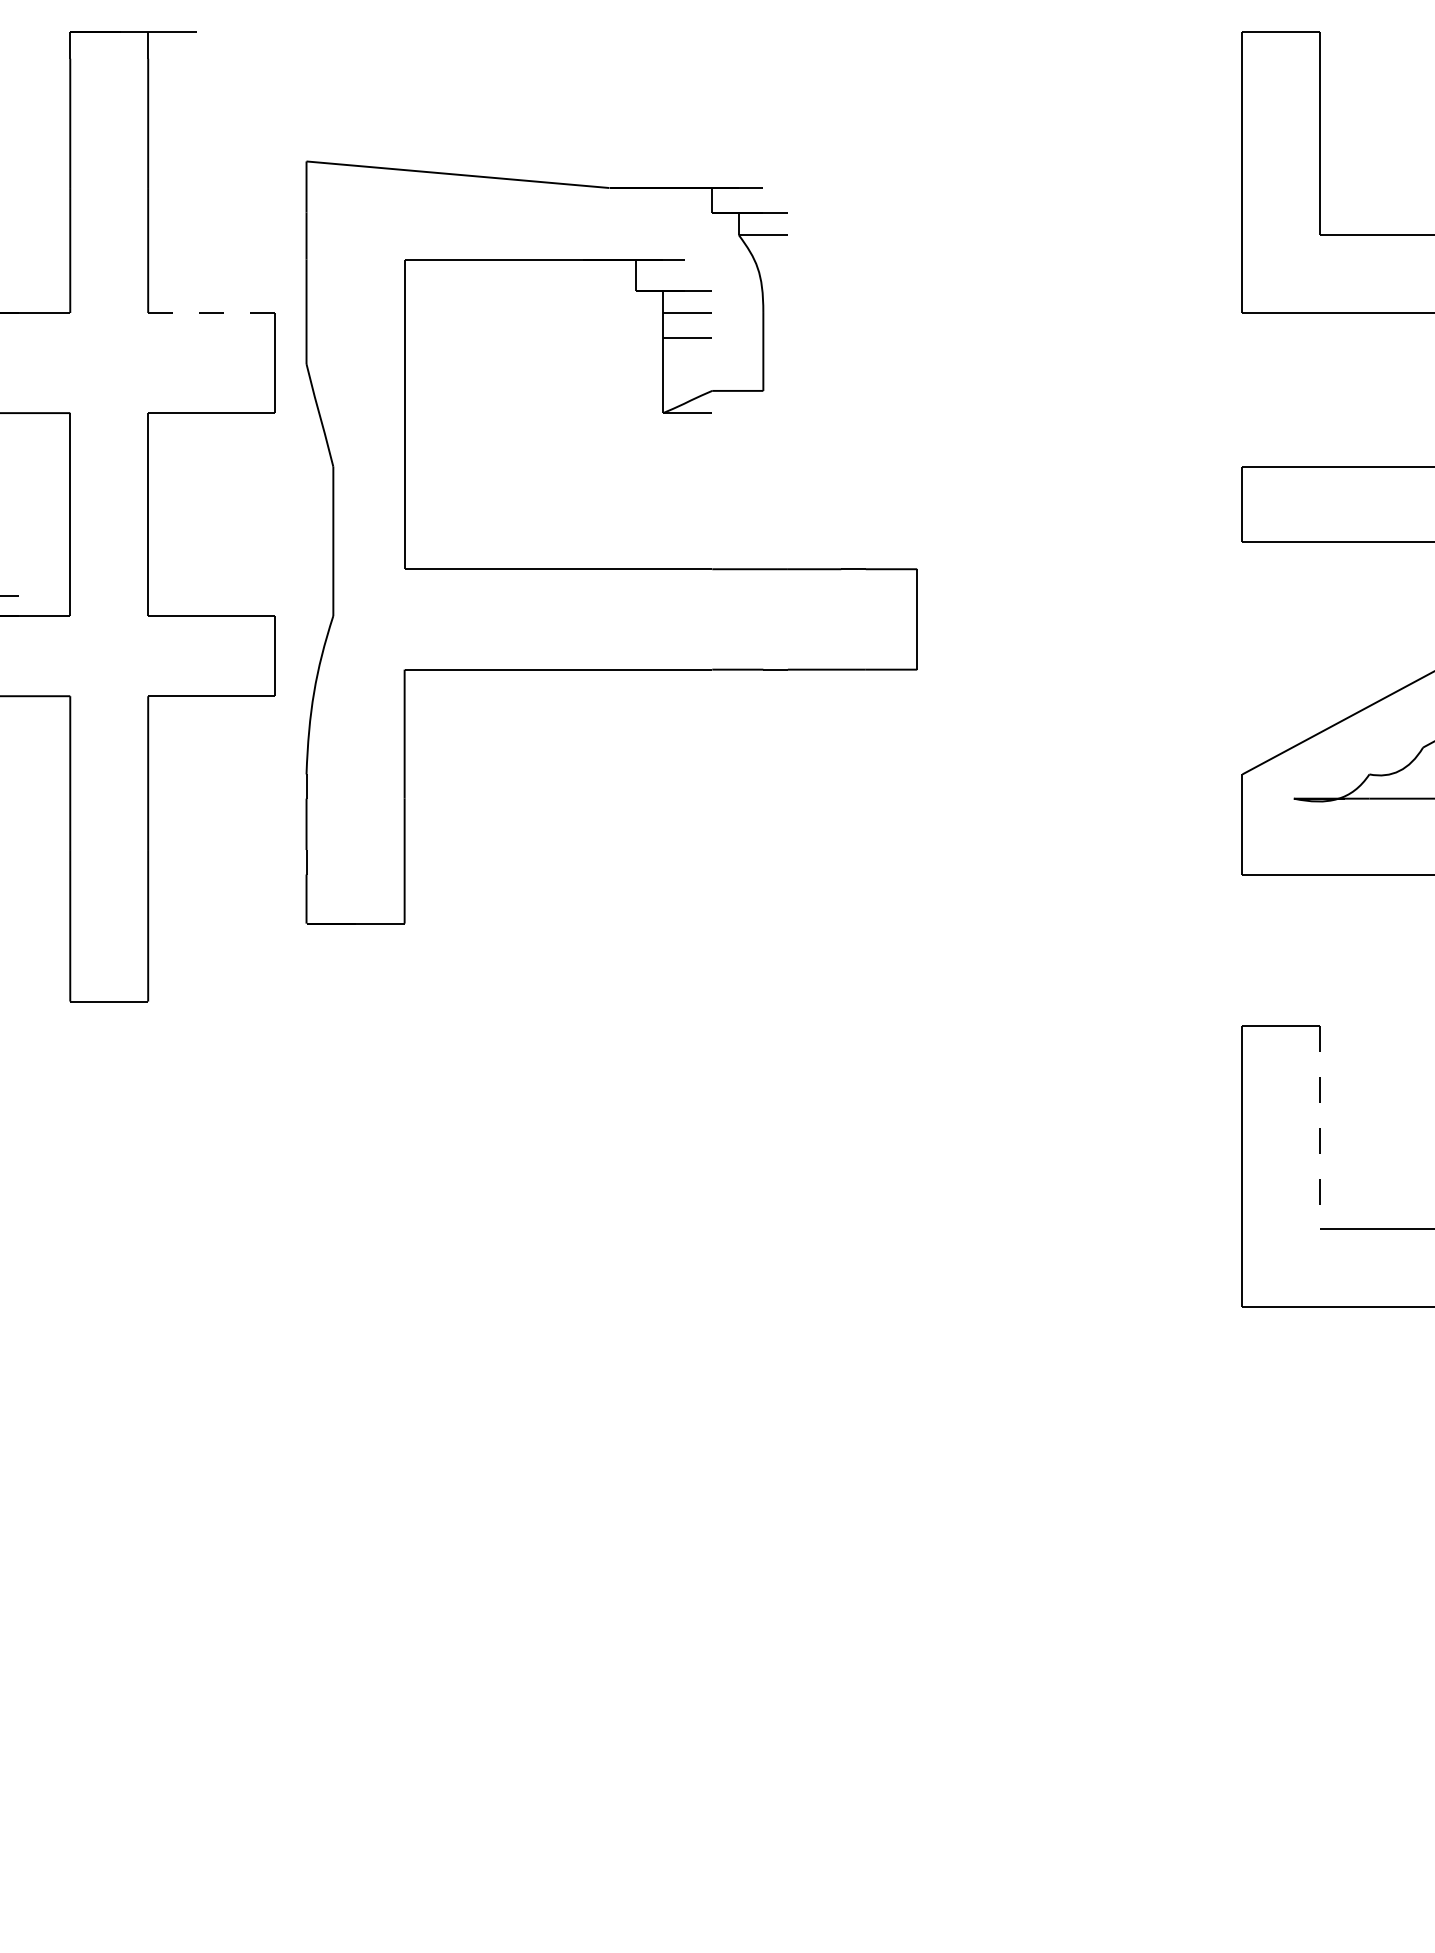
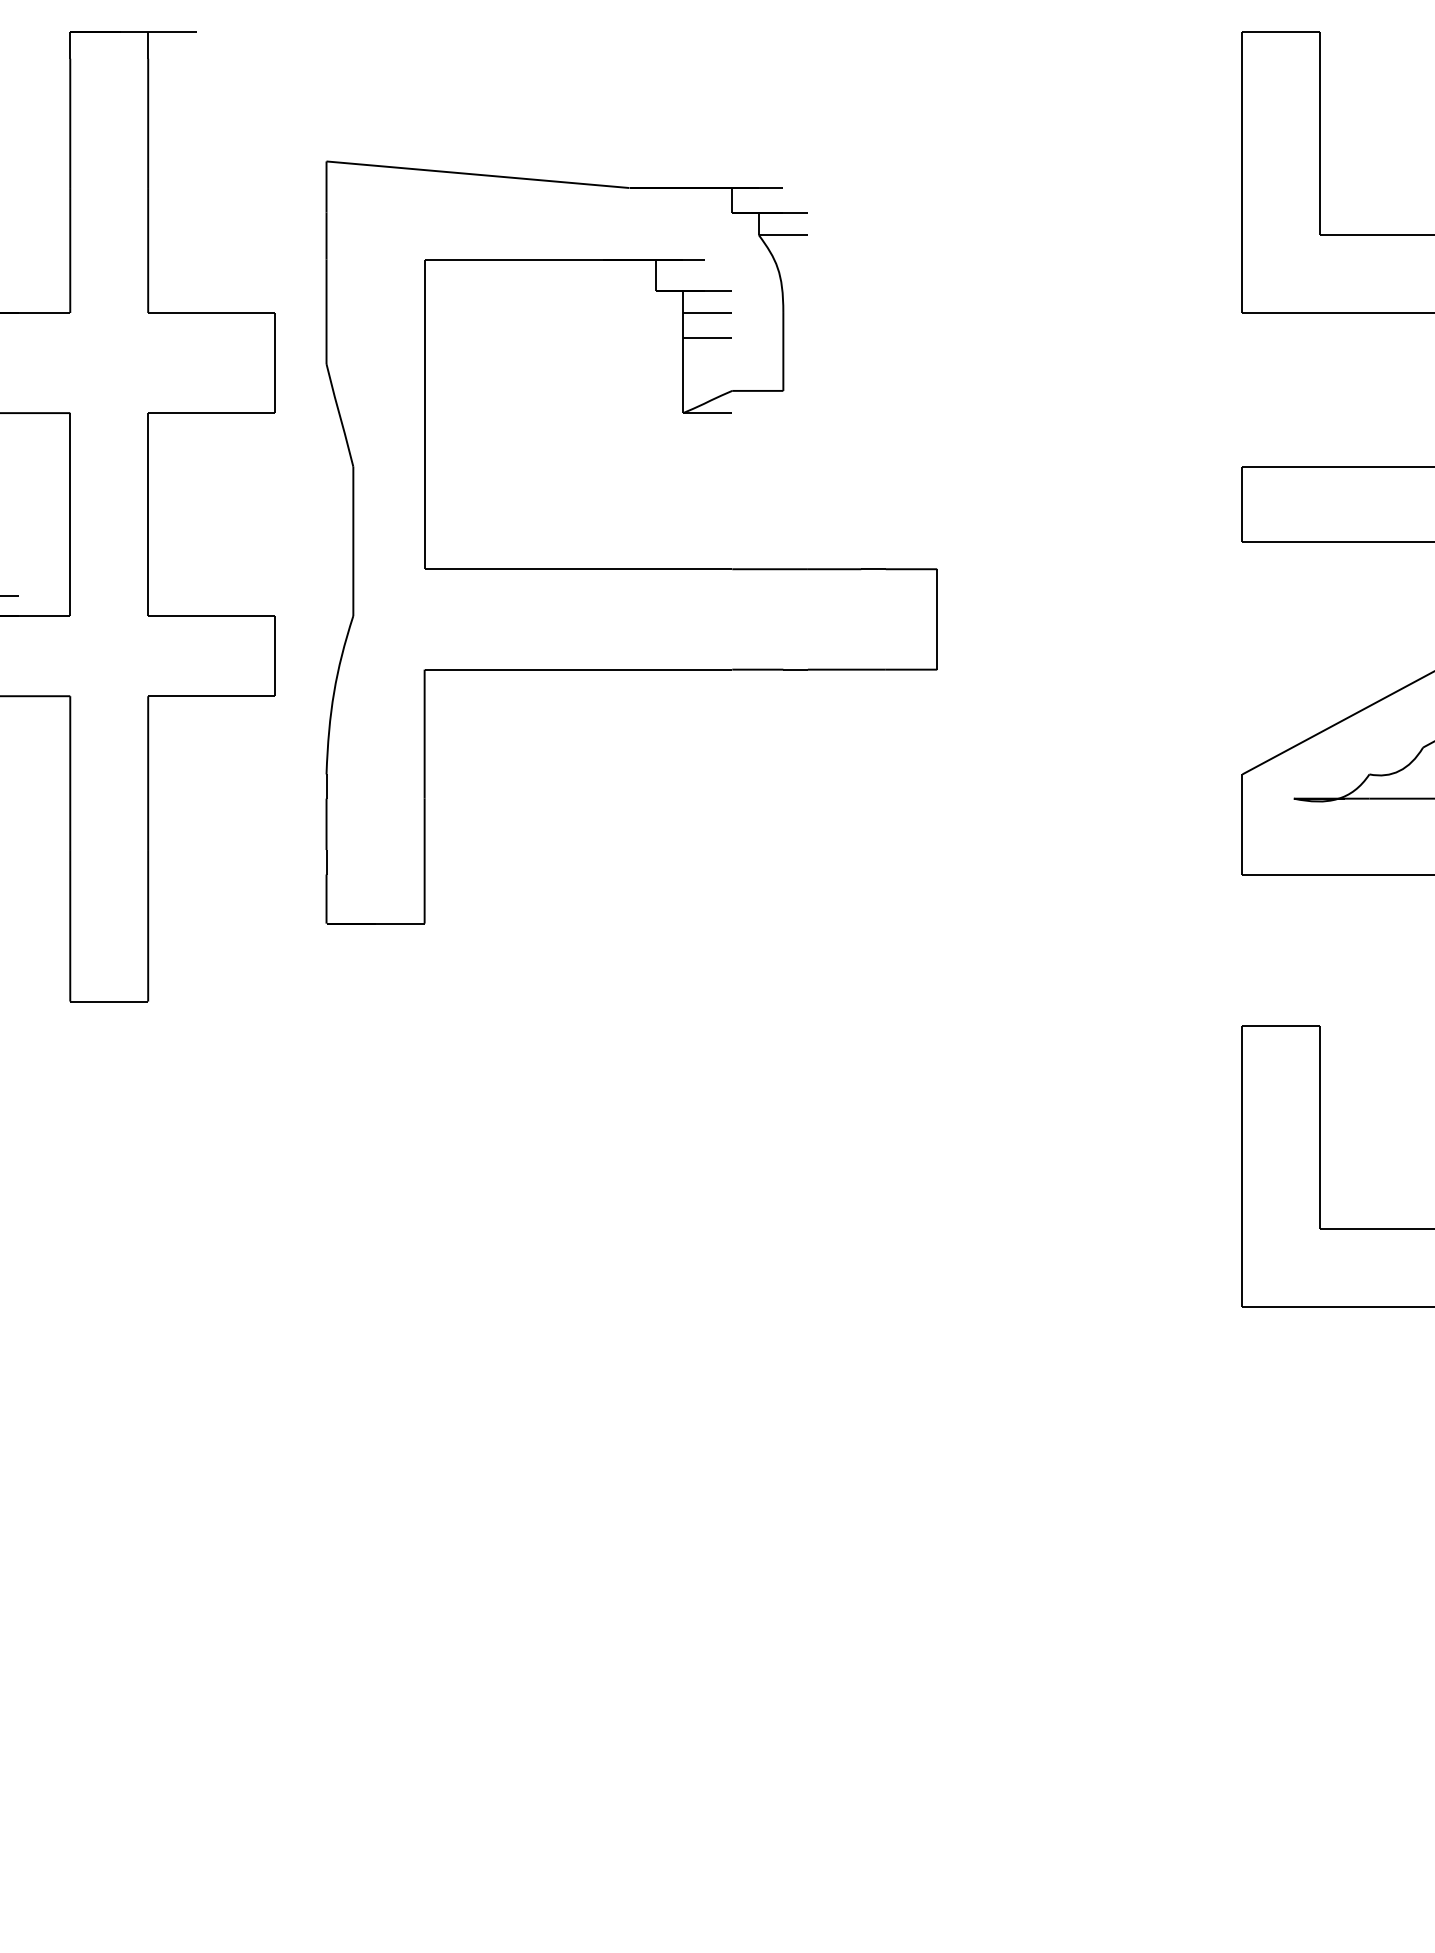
line: dashed -> solid (211, 312)
part position: (611, 568) -> (631, 568) (631, 568)
line: dashed -> solid (1320, 1128)
